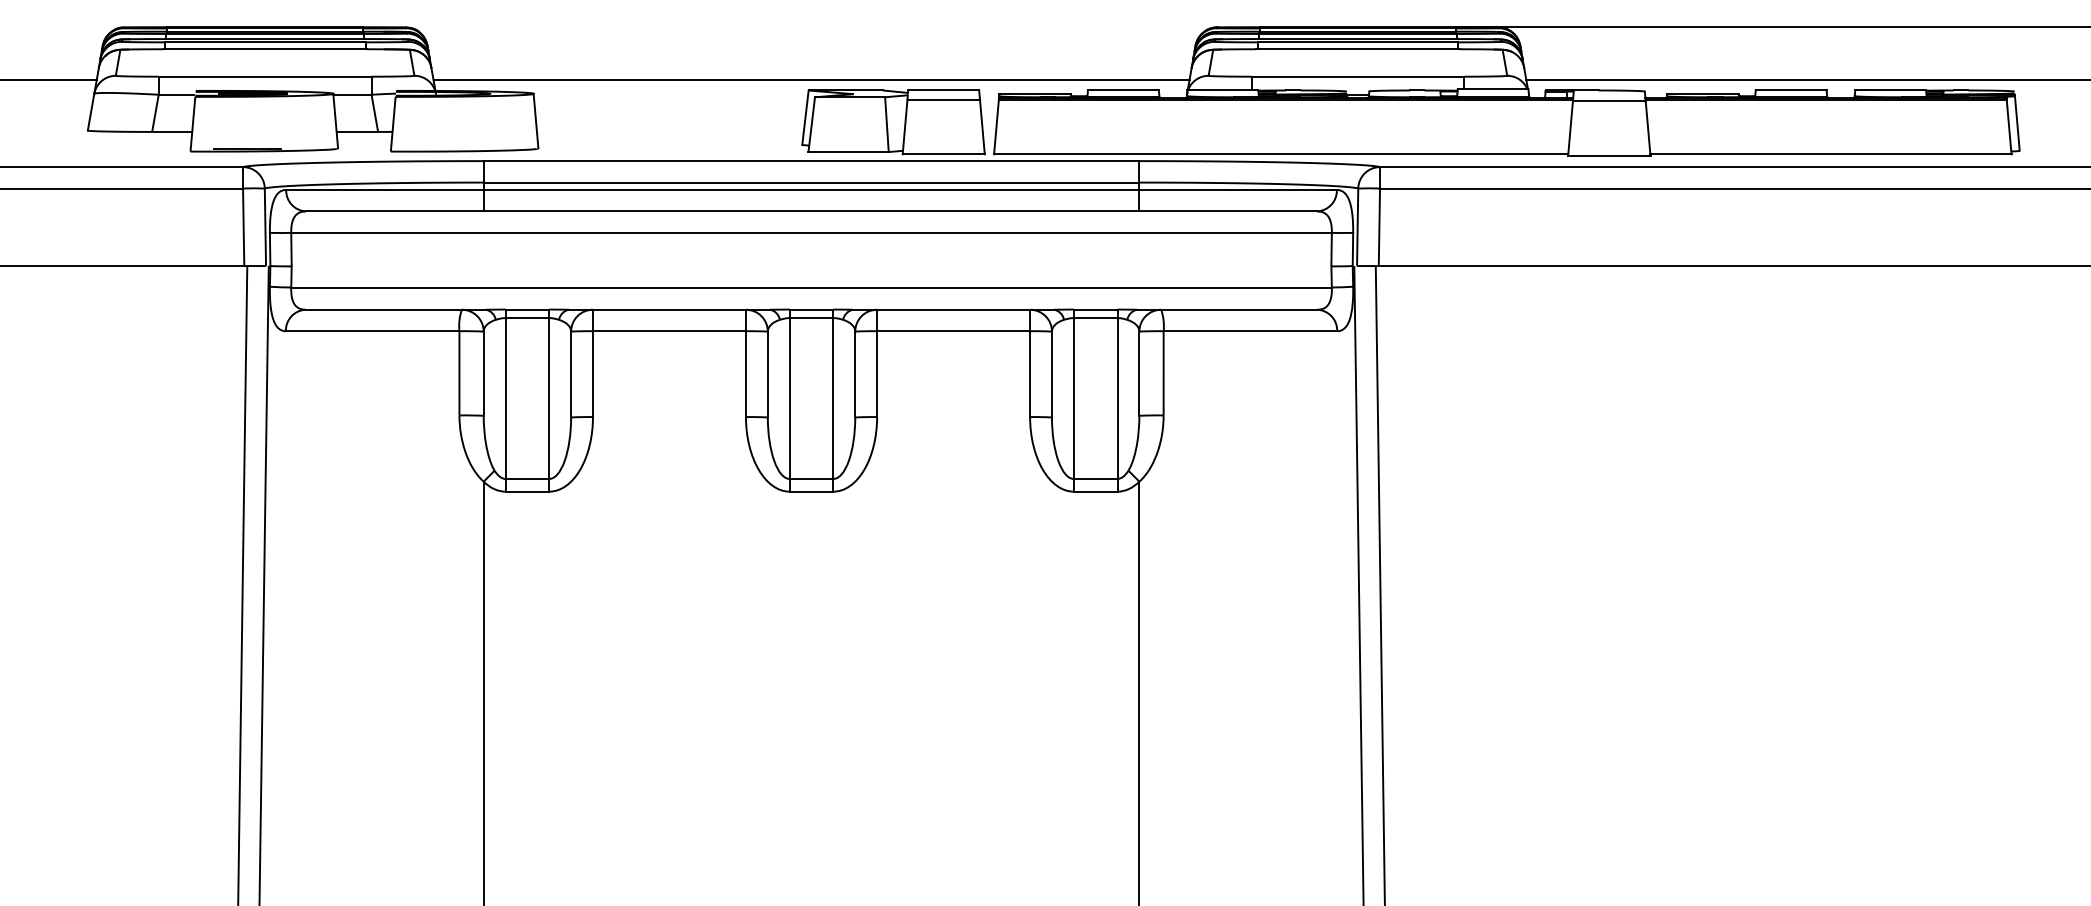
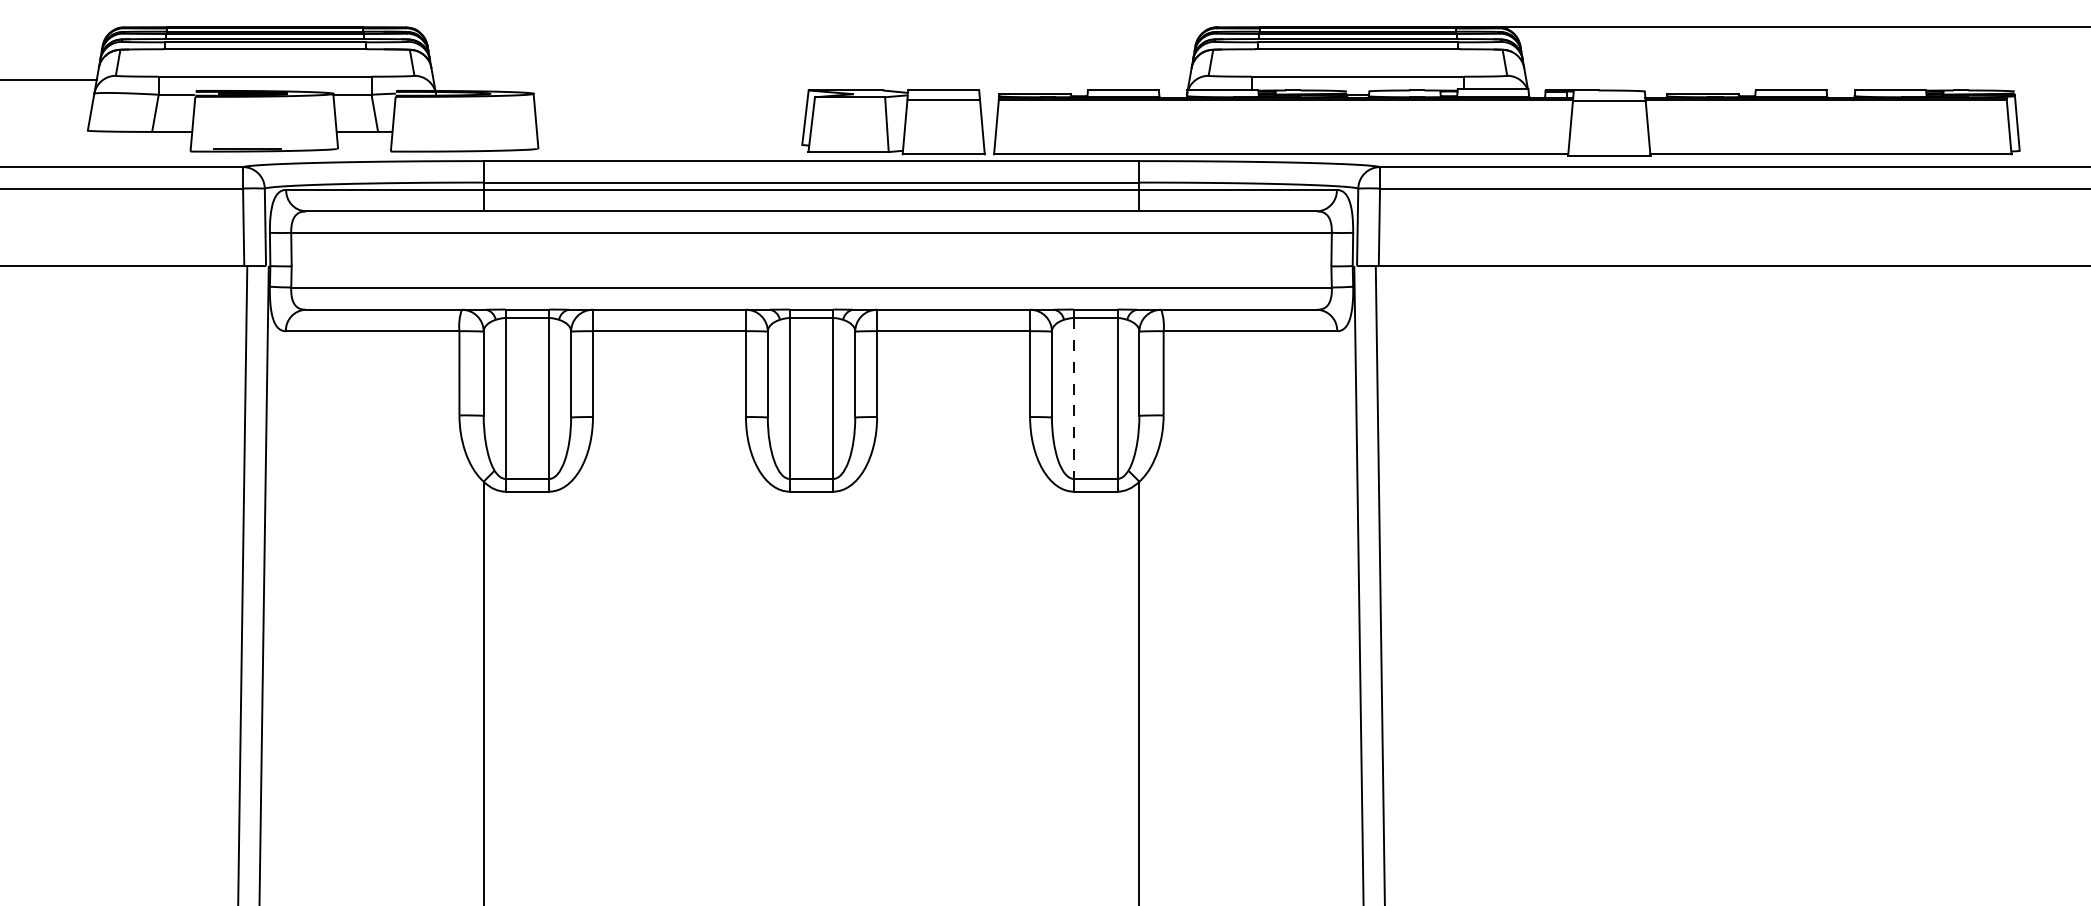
line: present -> none (811, 80)
line: present -> none (1806, 80)
line: solid -> dashed (1073, 399)
